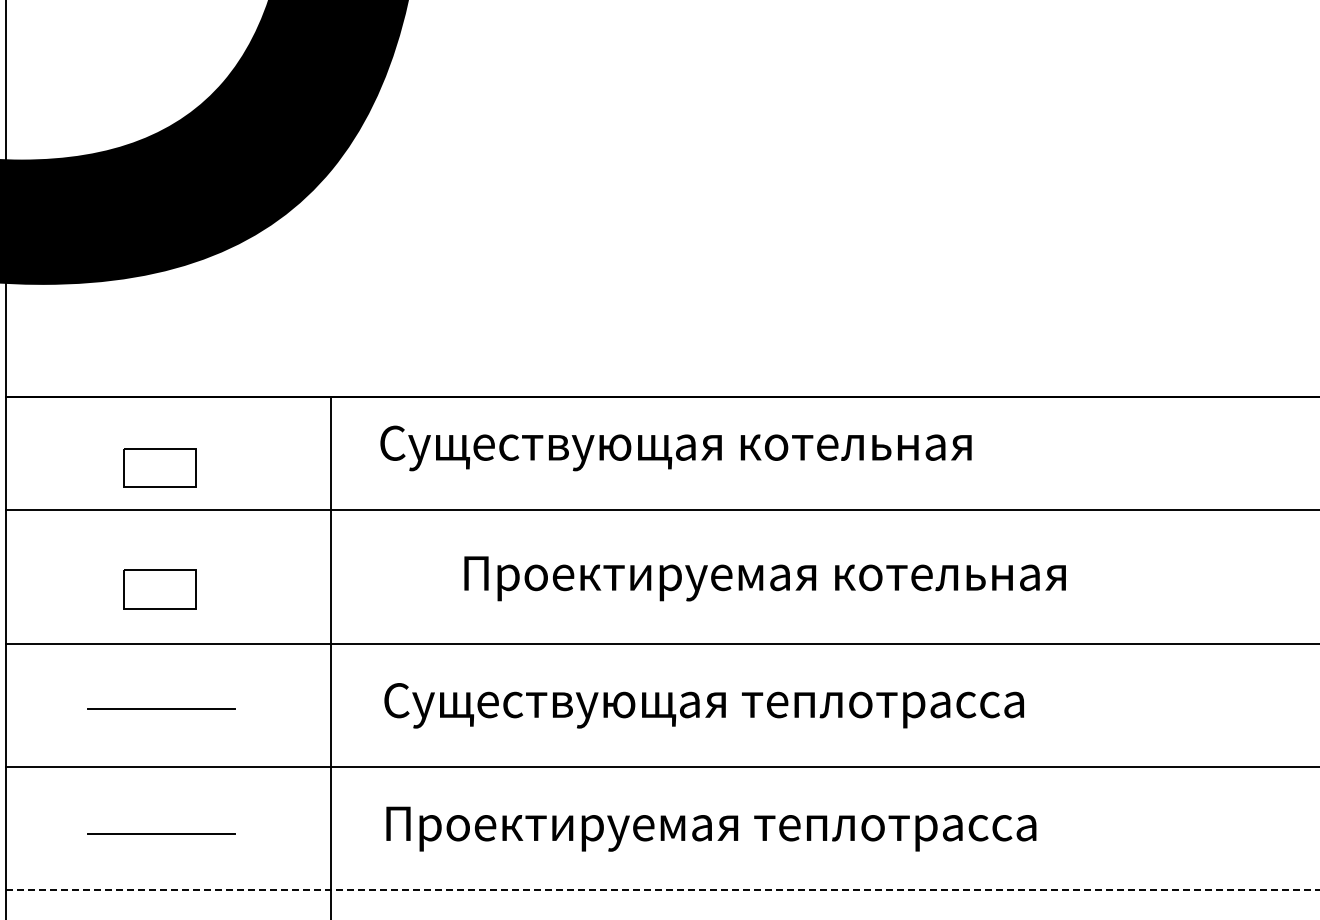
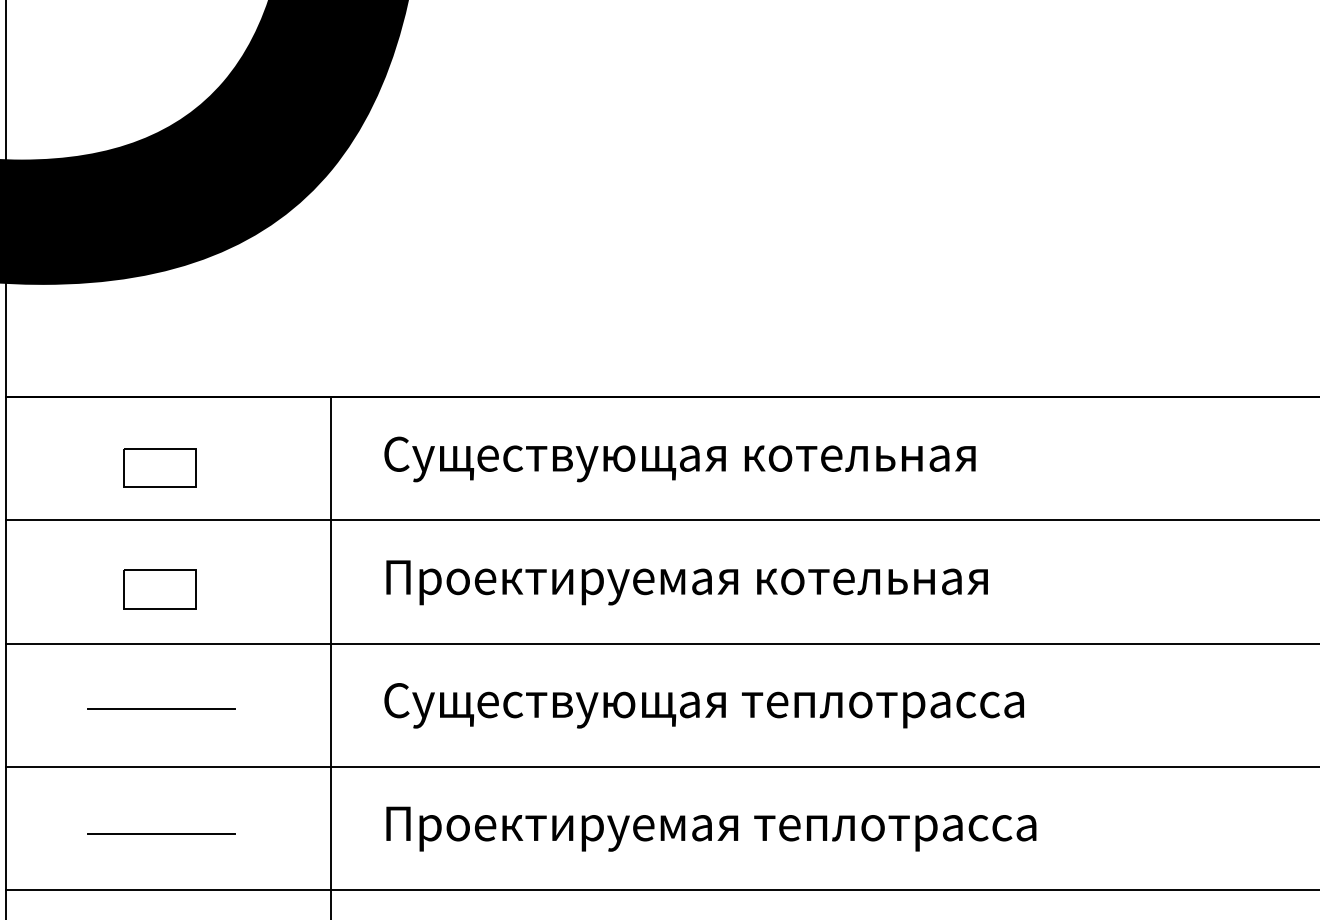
text position: (675, 448) -> (679, 459) (679, 459)
line position: (660, 510) -> (660, 520) (660, 520)
text position: (764, 578) -> (686, 582) (686, 582)
line: dashed -> solid (662, 889)
